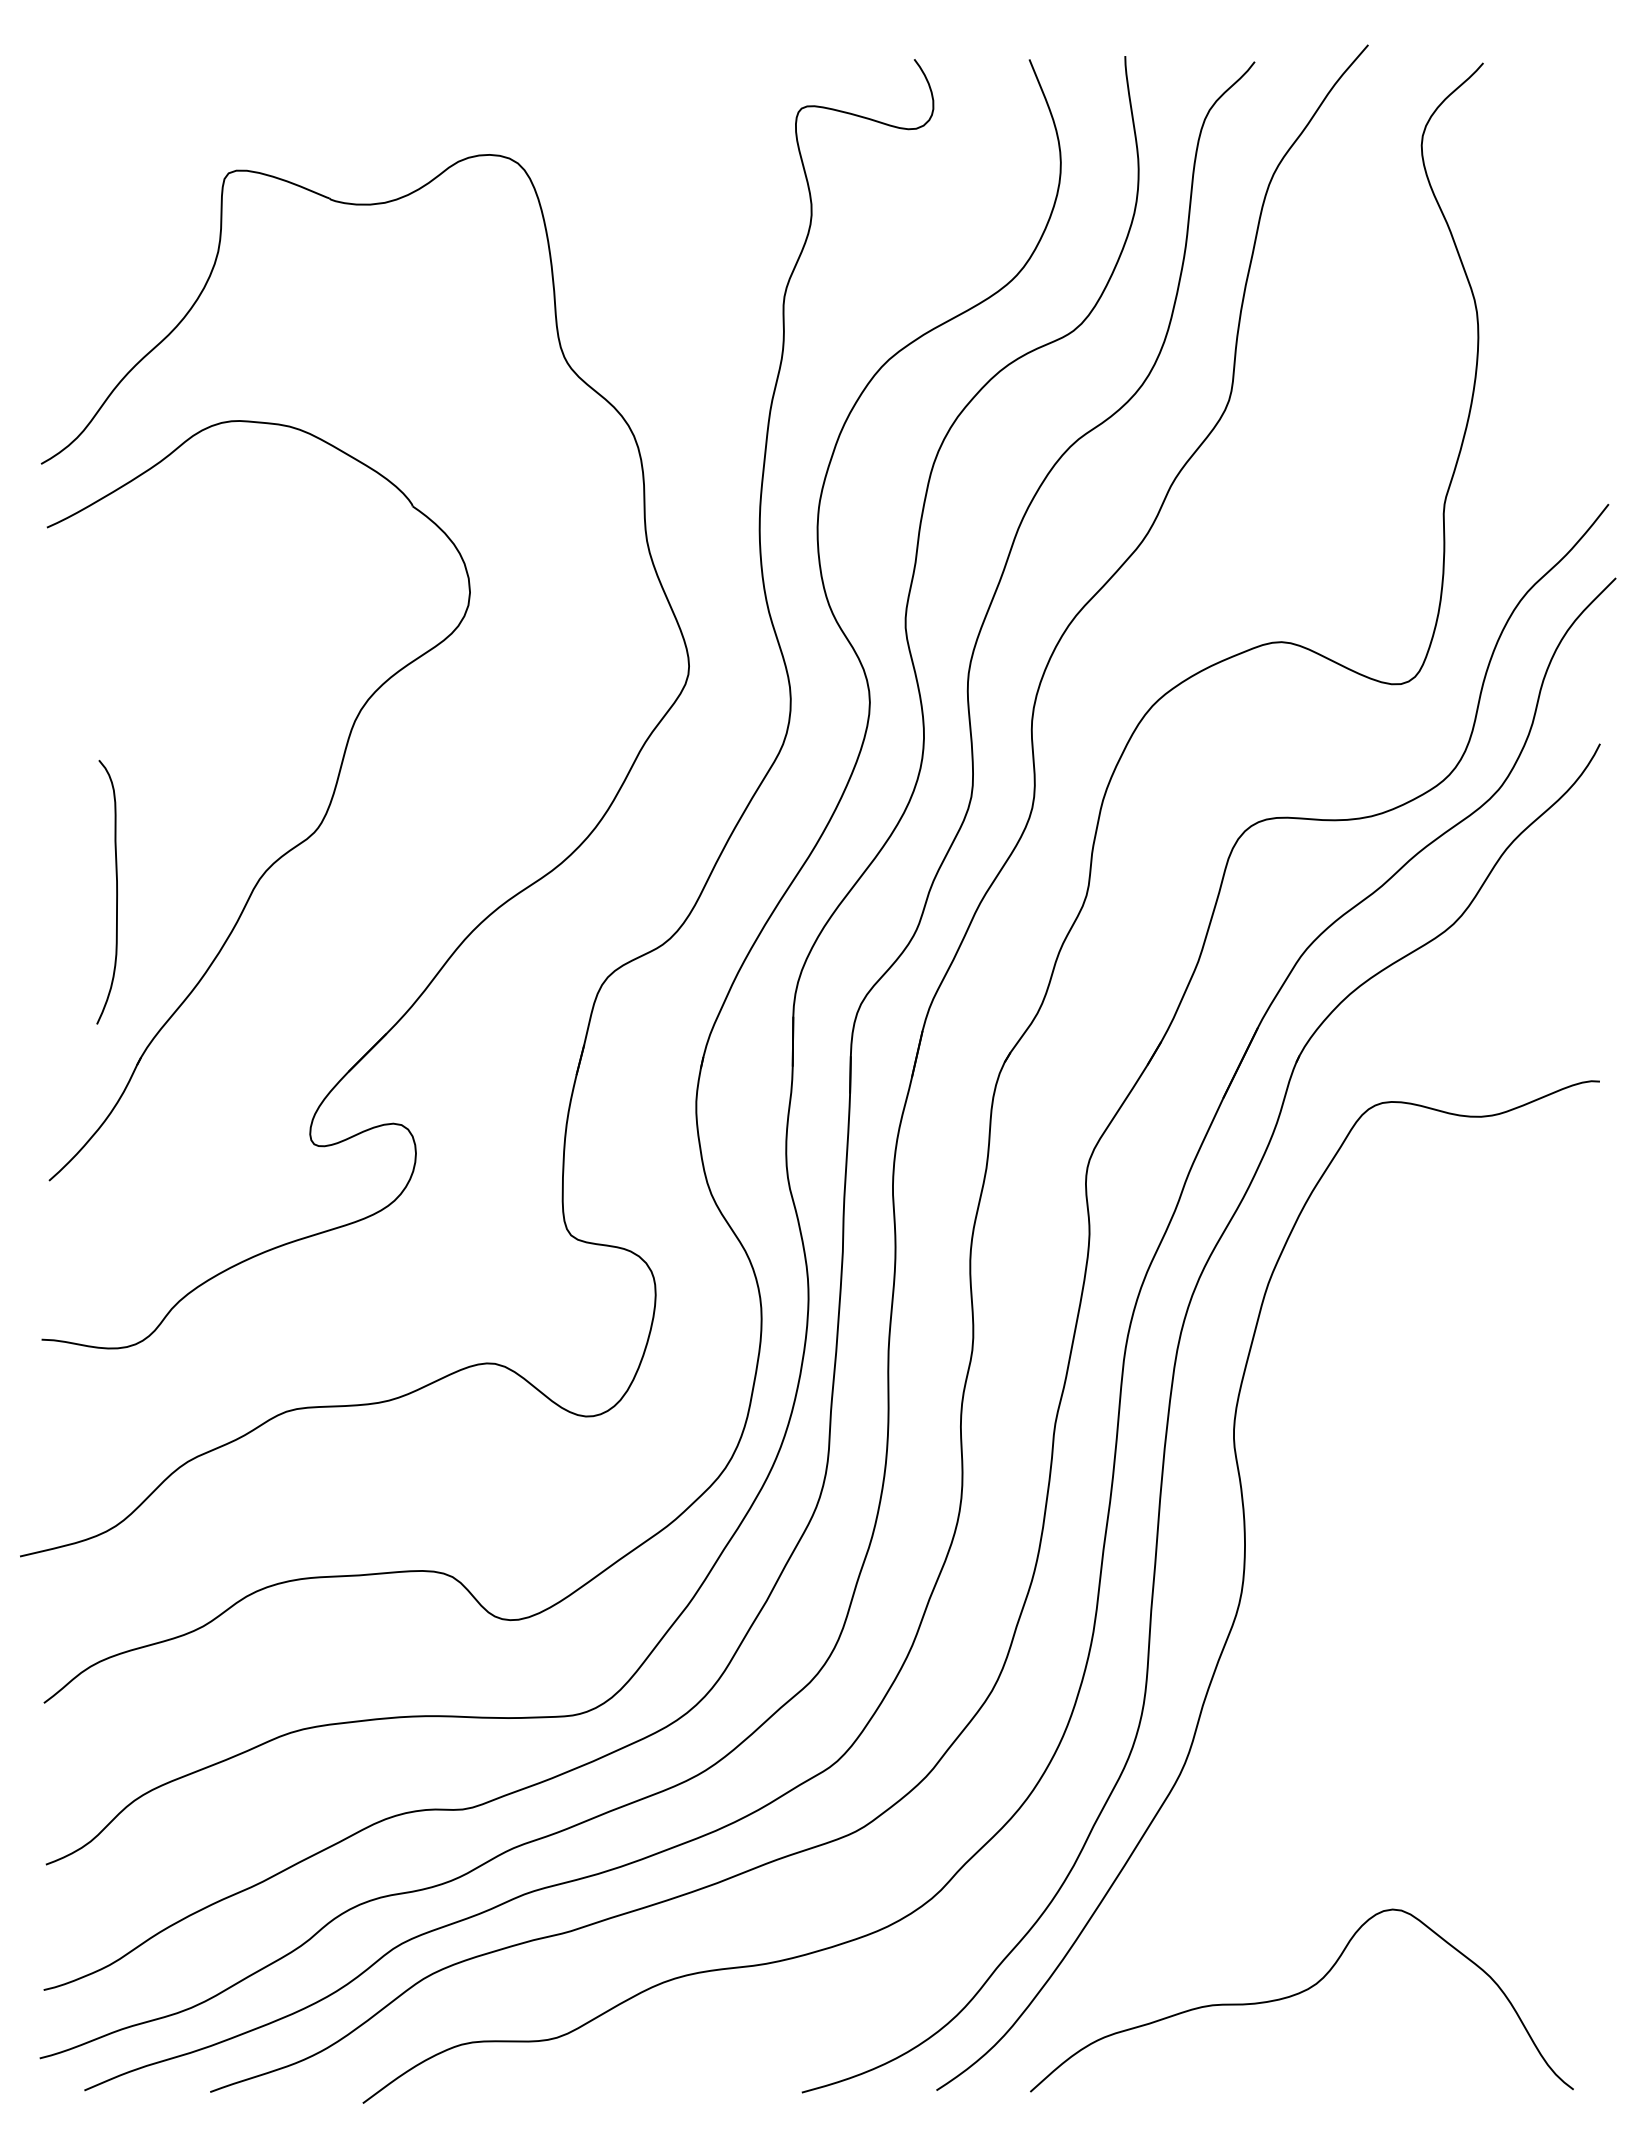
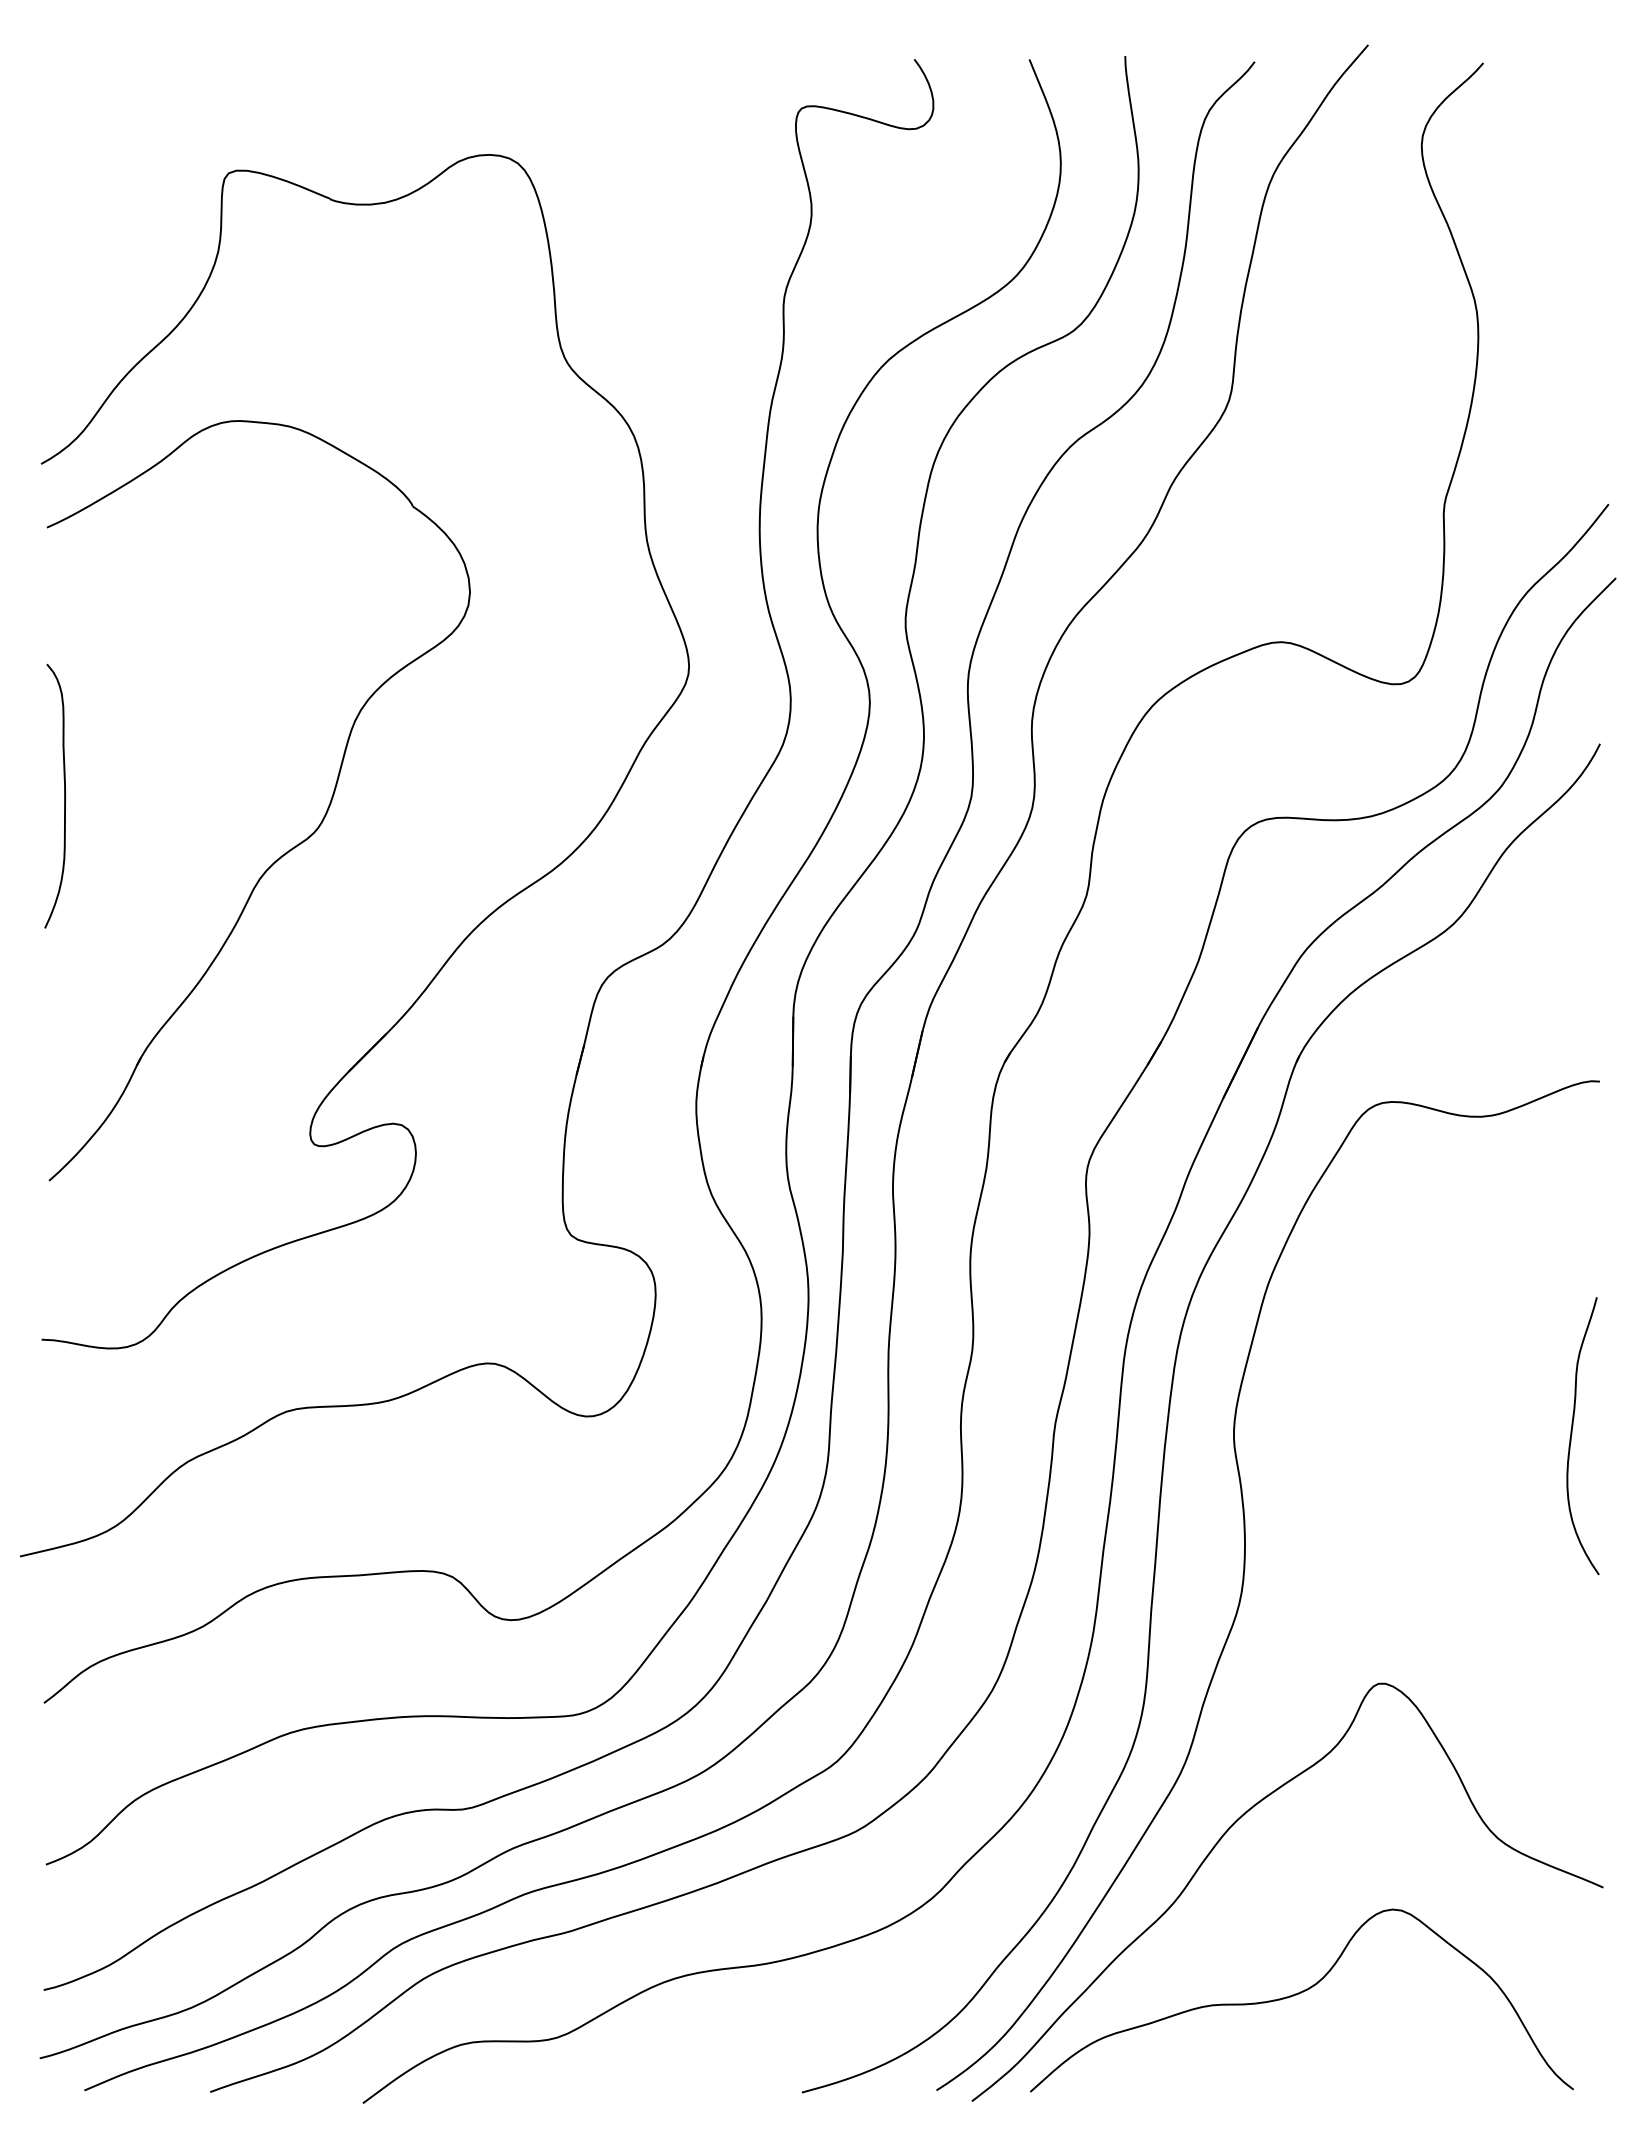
curve position: (116, 892) -> (64, 796) (64, 796)
curve: none -> present (1572, 1434)
curve: none -> present (1221, 1839)
